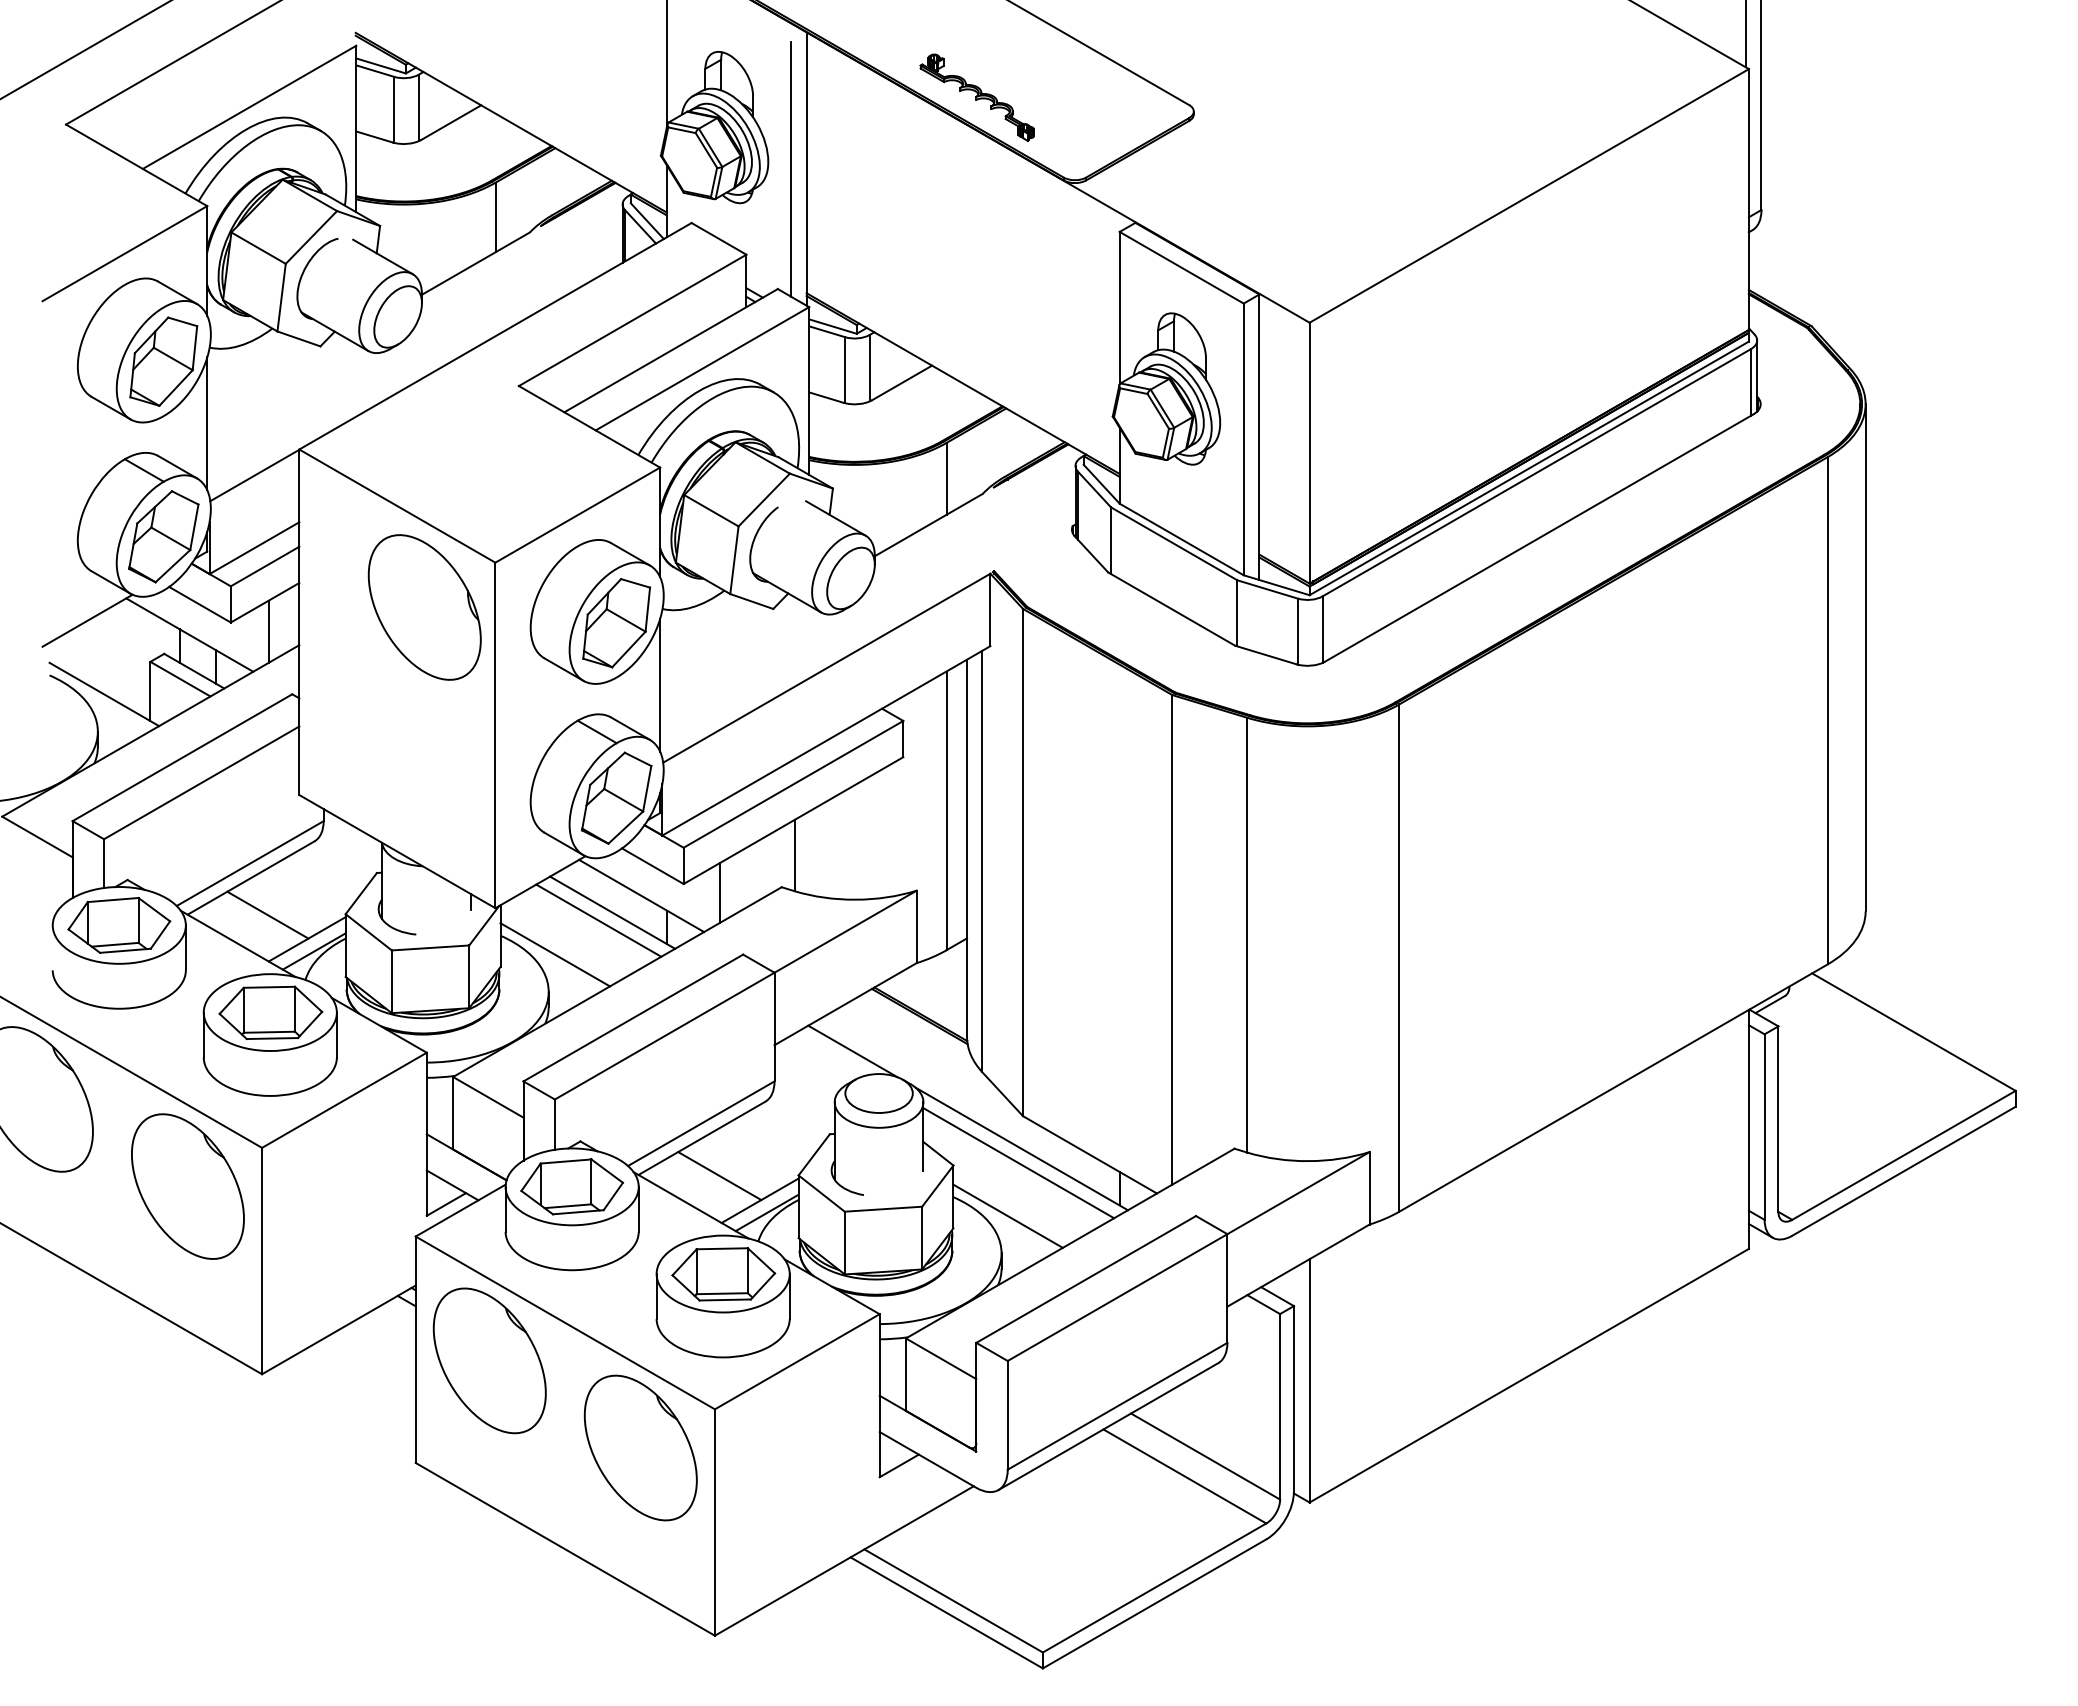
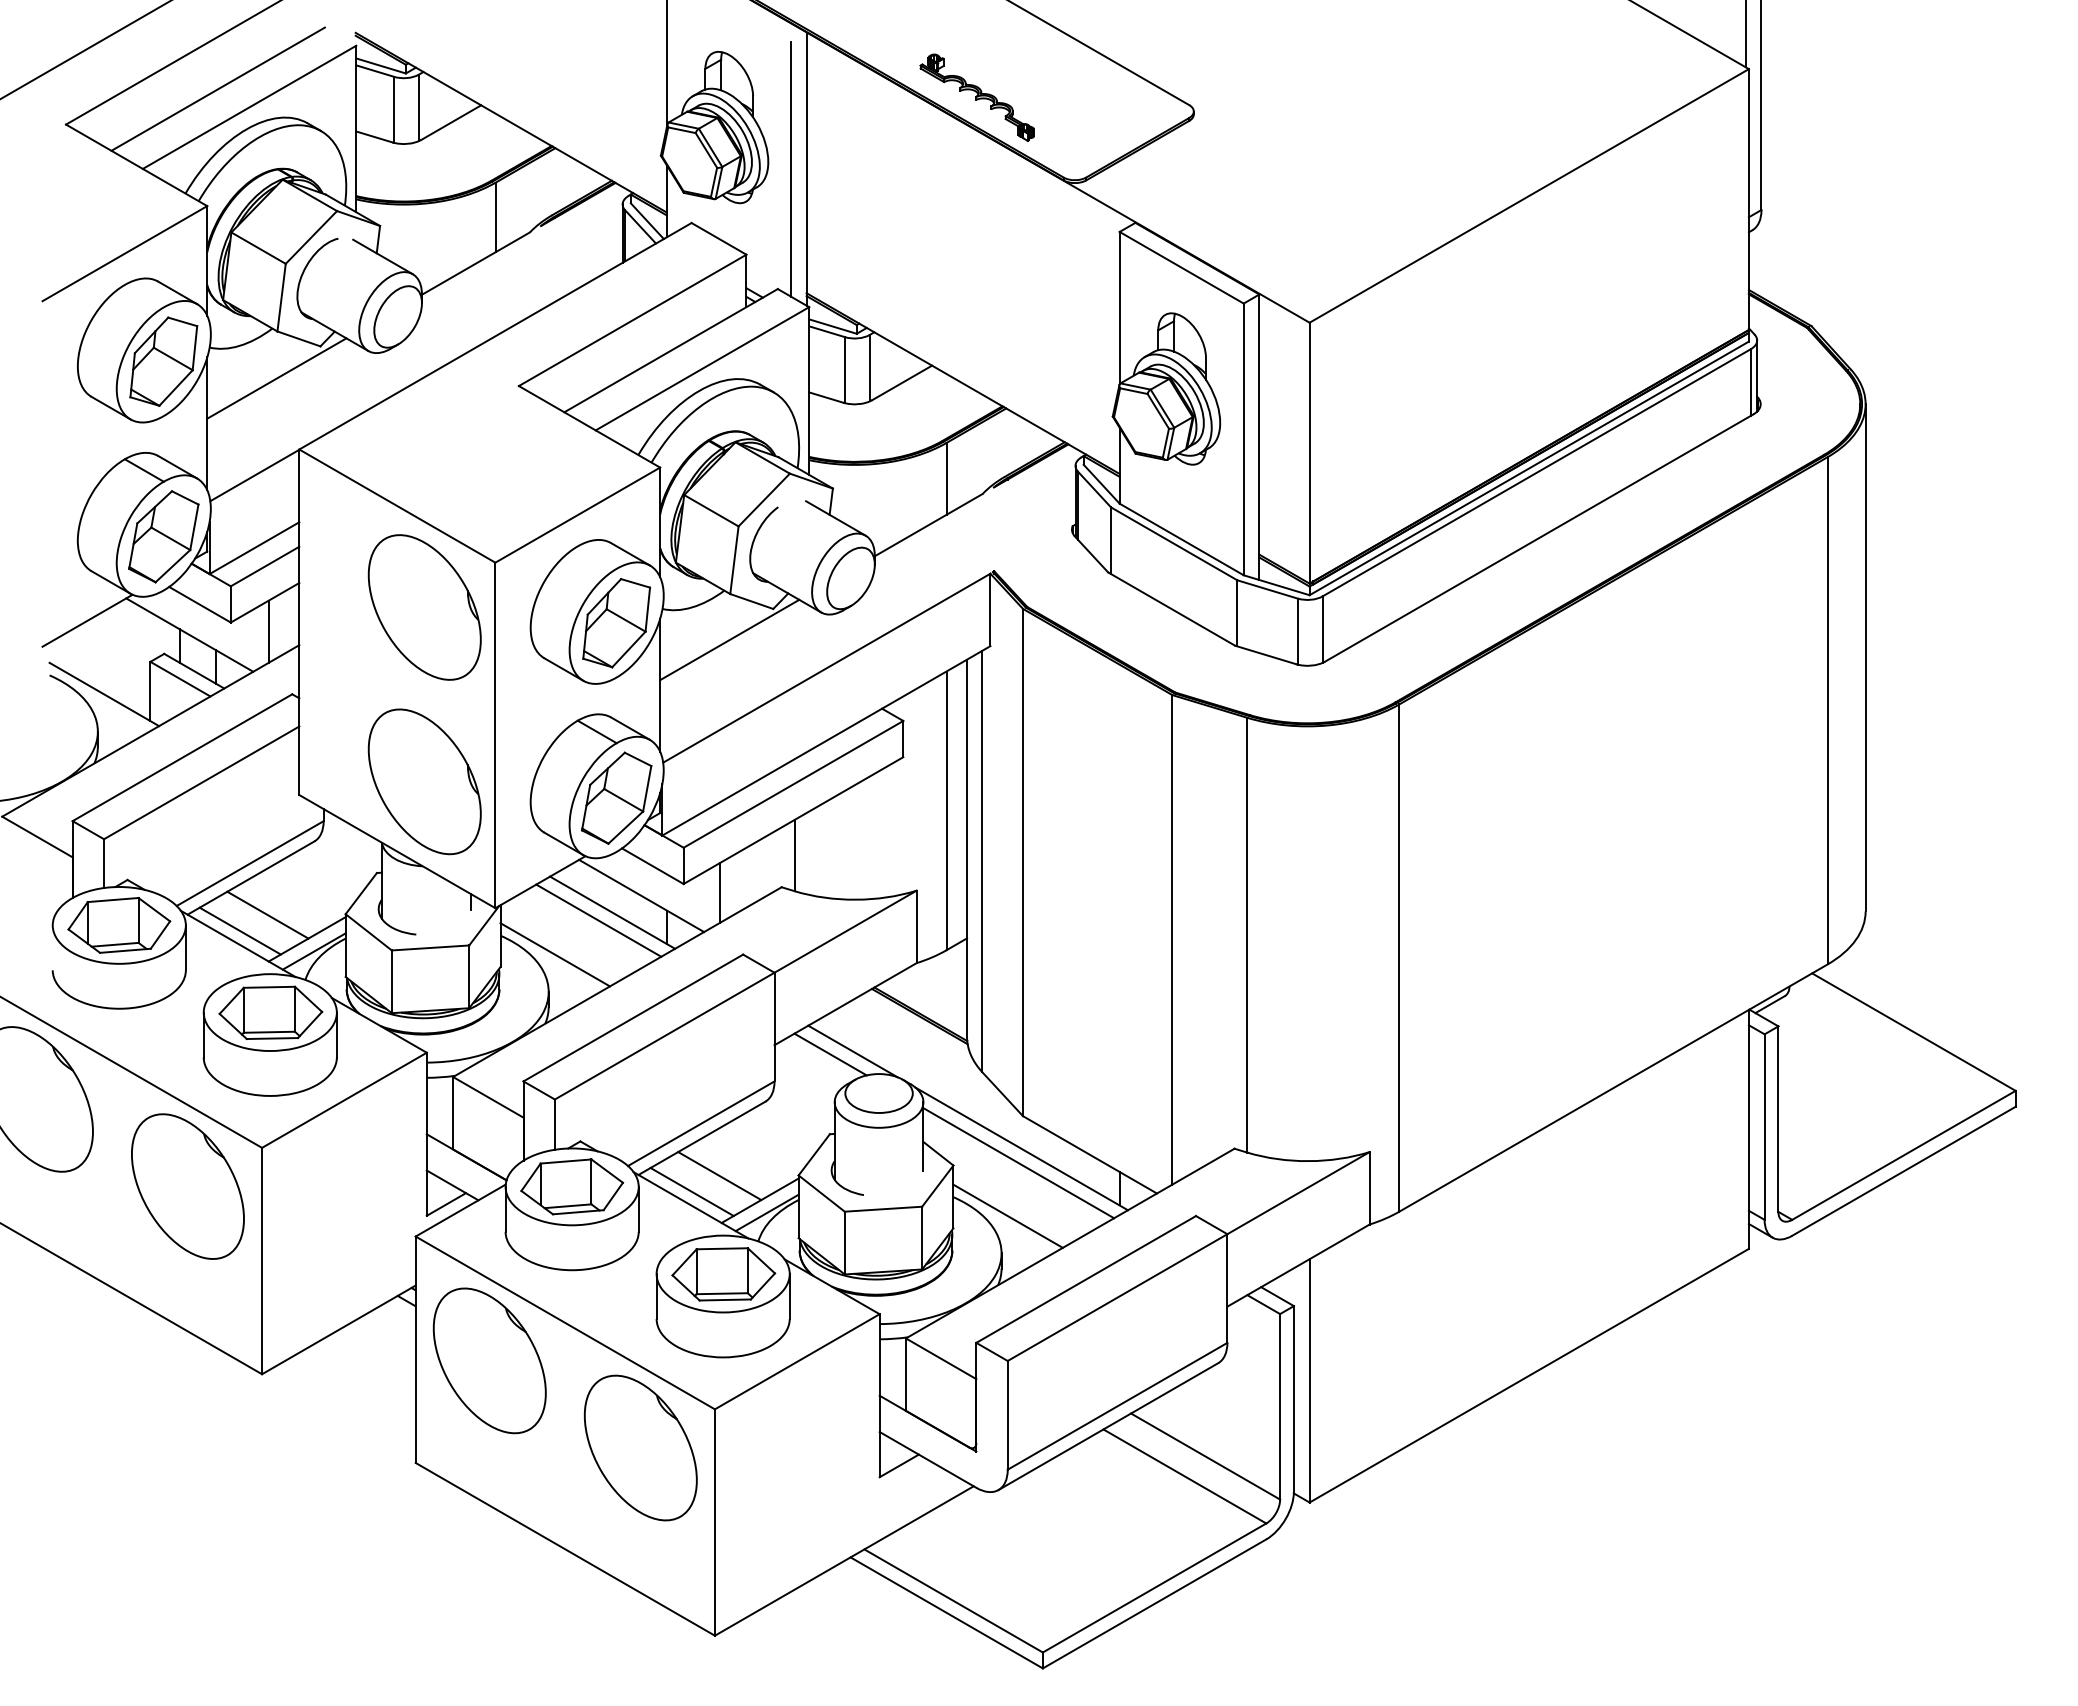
line: none -> present (217, 88)
line: none -> present (276, 378)
line: none -> present (729, 639)
part: none -> present (424, 781)
line: none -> present (239, 930)
line: none -> present (830, 1054)
line: none -> present (691, 1191)
